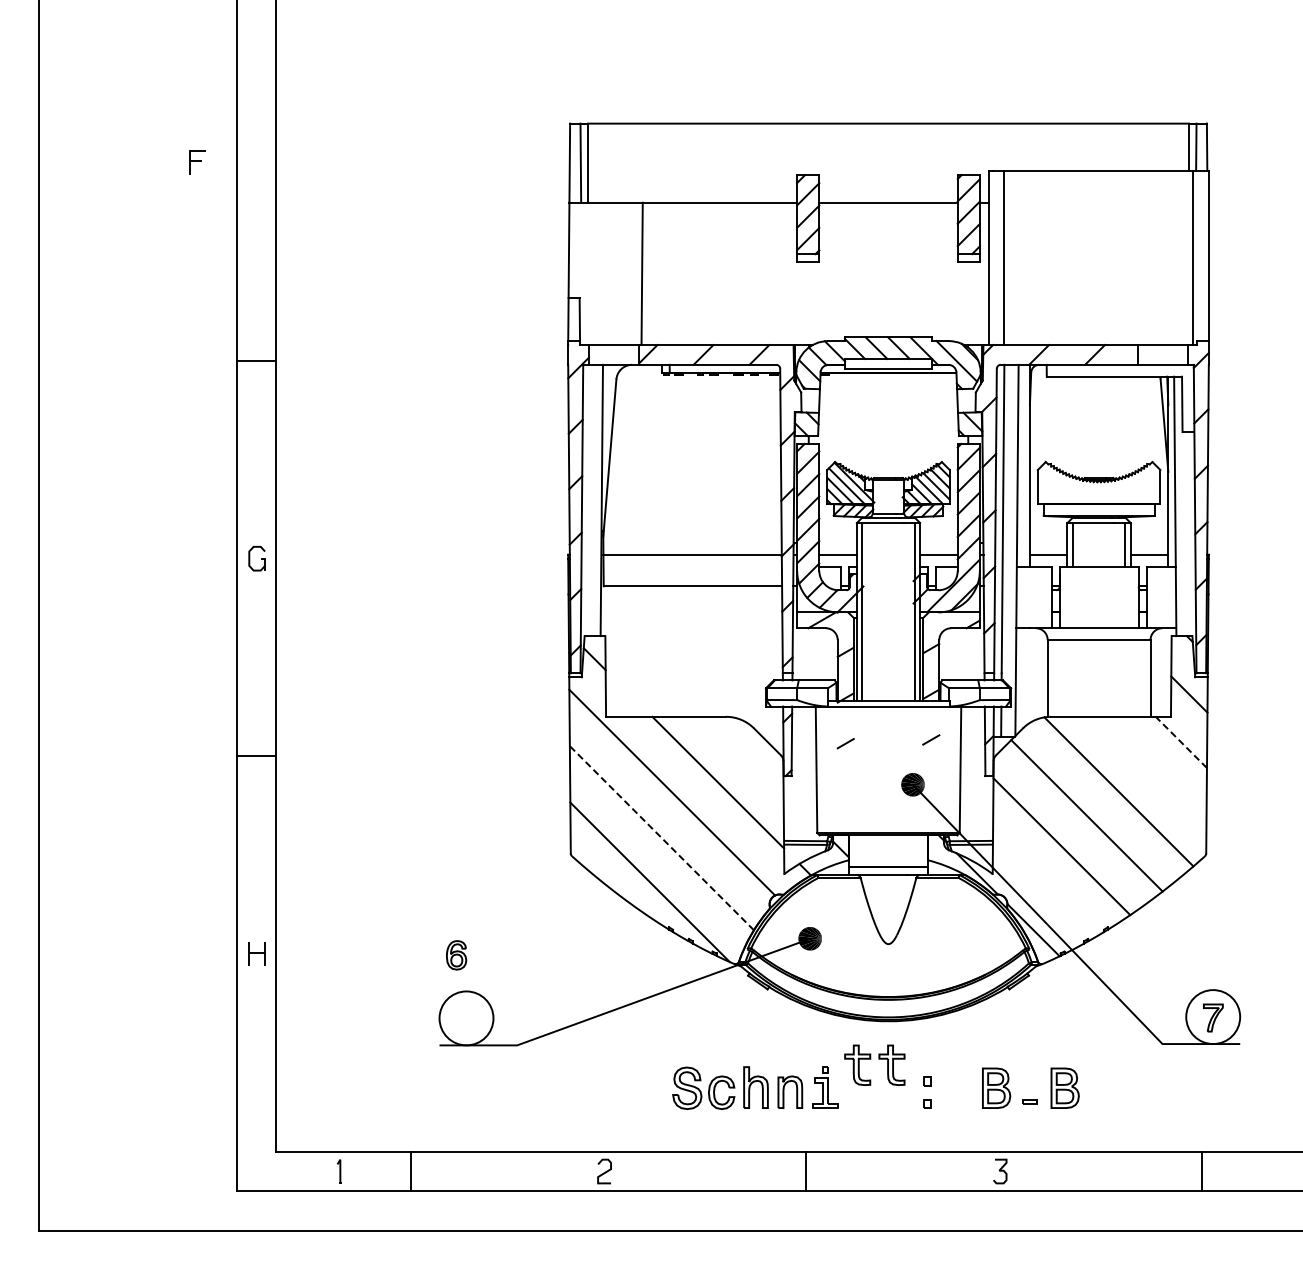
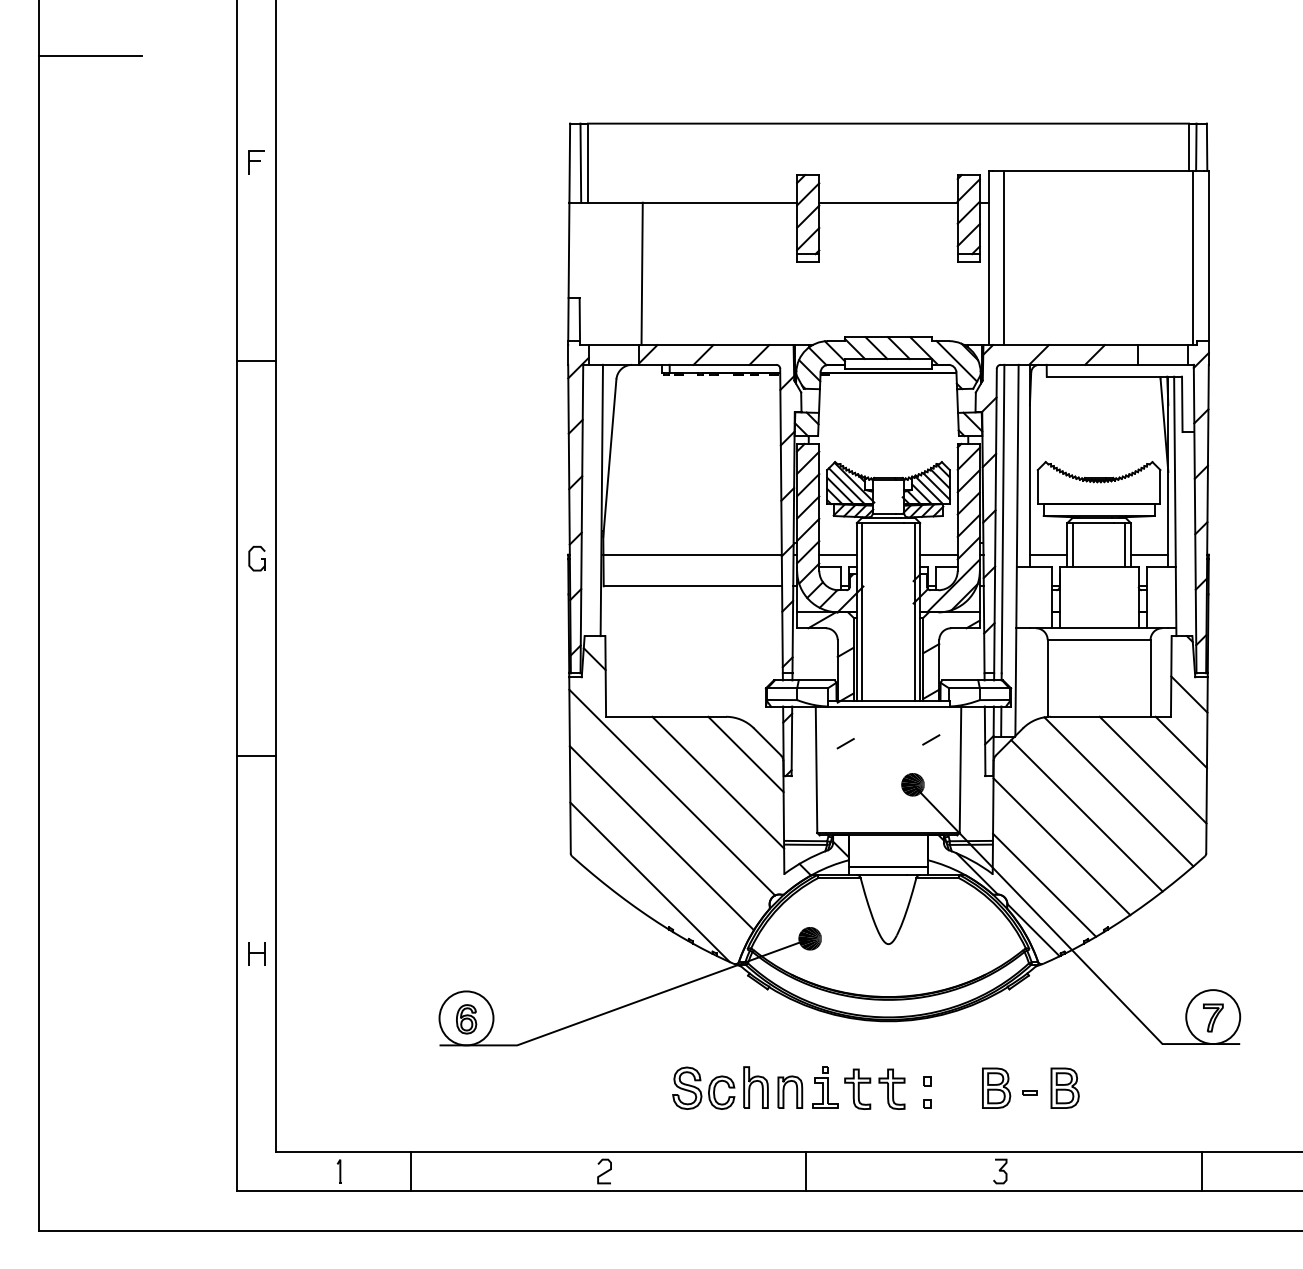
line: none -> present (90, 56)
part position: (197, 162) -> (256, 162) (256, 162)
line: dashed -> solid (1181, 742)
line: none -> present (745, 754)
line: none -> present (1152, 769)
line: dashed -> solid (661, 837)
line: none -> present (1044, 884)
part position: (456, 955) -> (466, 1019) (466, 1019)
part position: (874, 1064) -> (874, 1088) (874, 1088)
part position: (1029, 1101) -> (1029, 1092) (1029, 1092)
